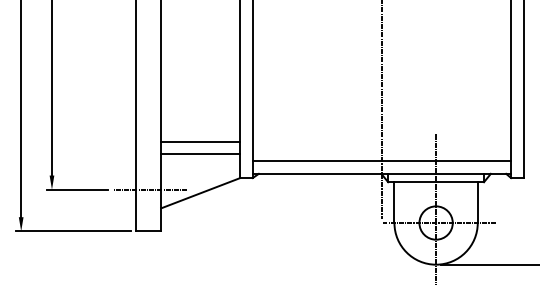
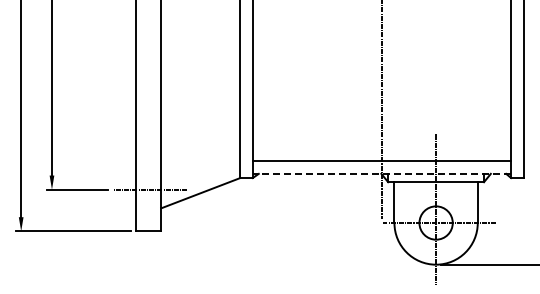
line: present -> none (200, 141)
line: present -> none (200, 154)
line: solid -> dashed (381, 173)
